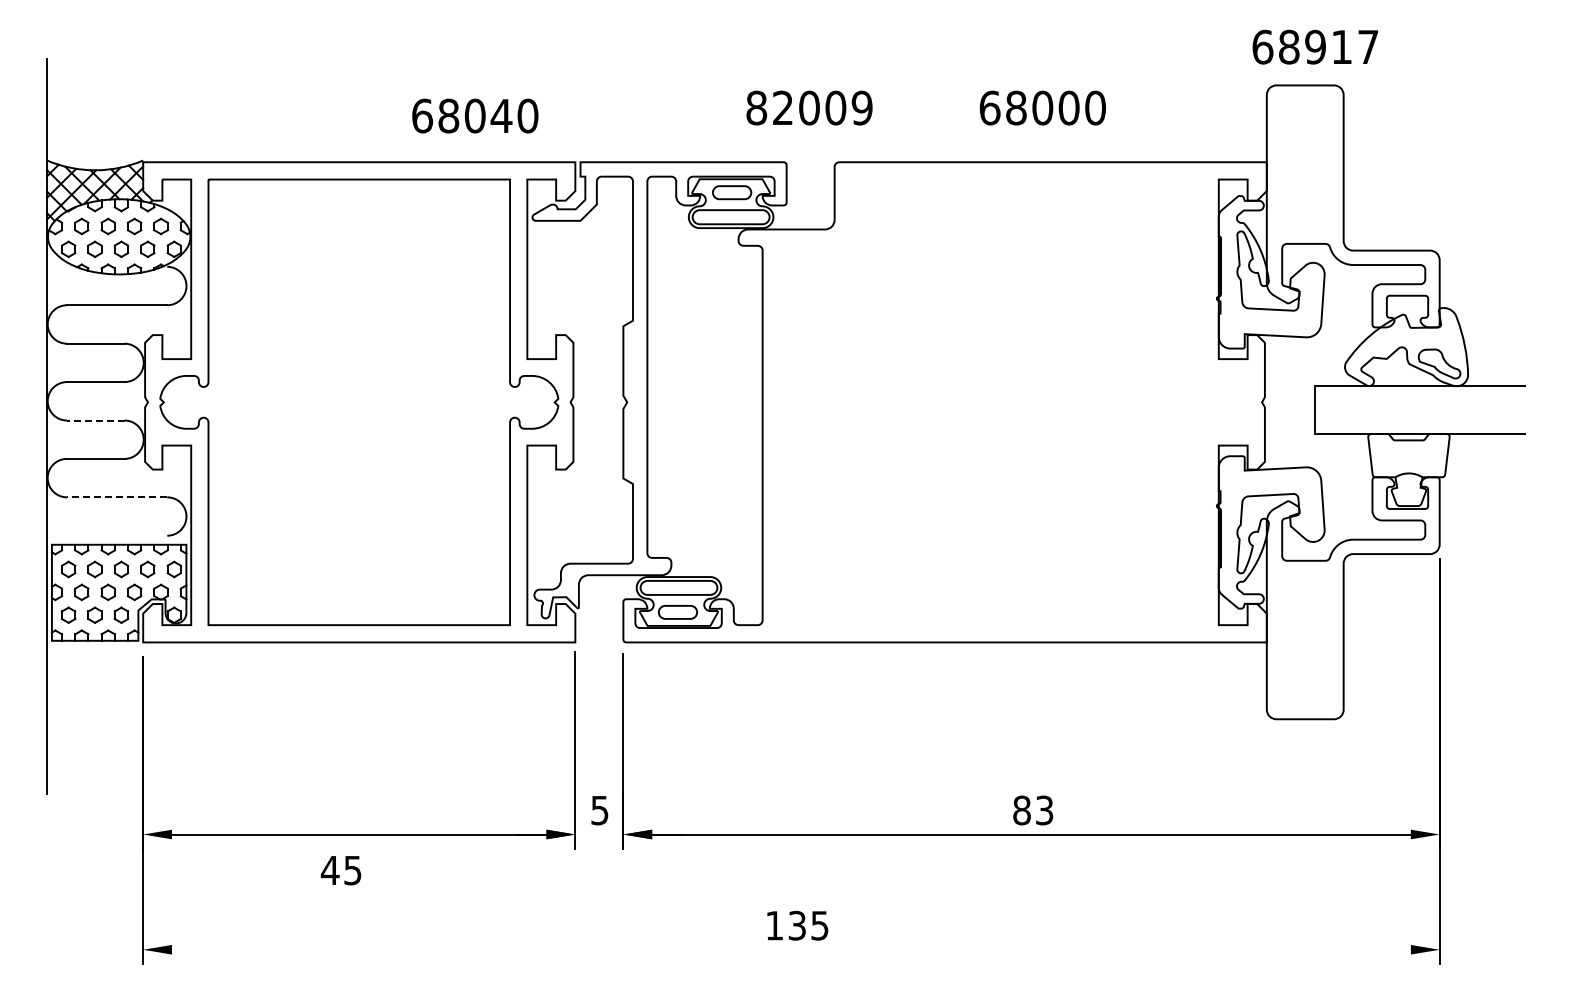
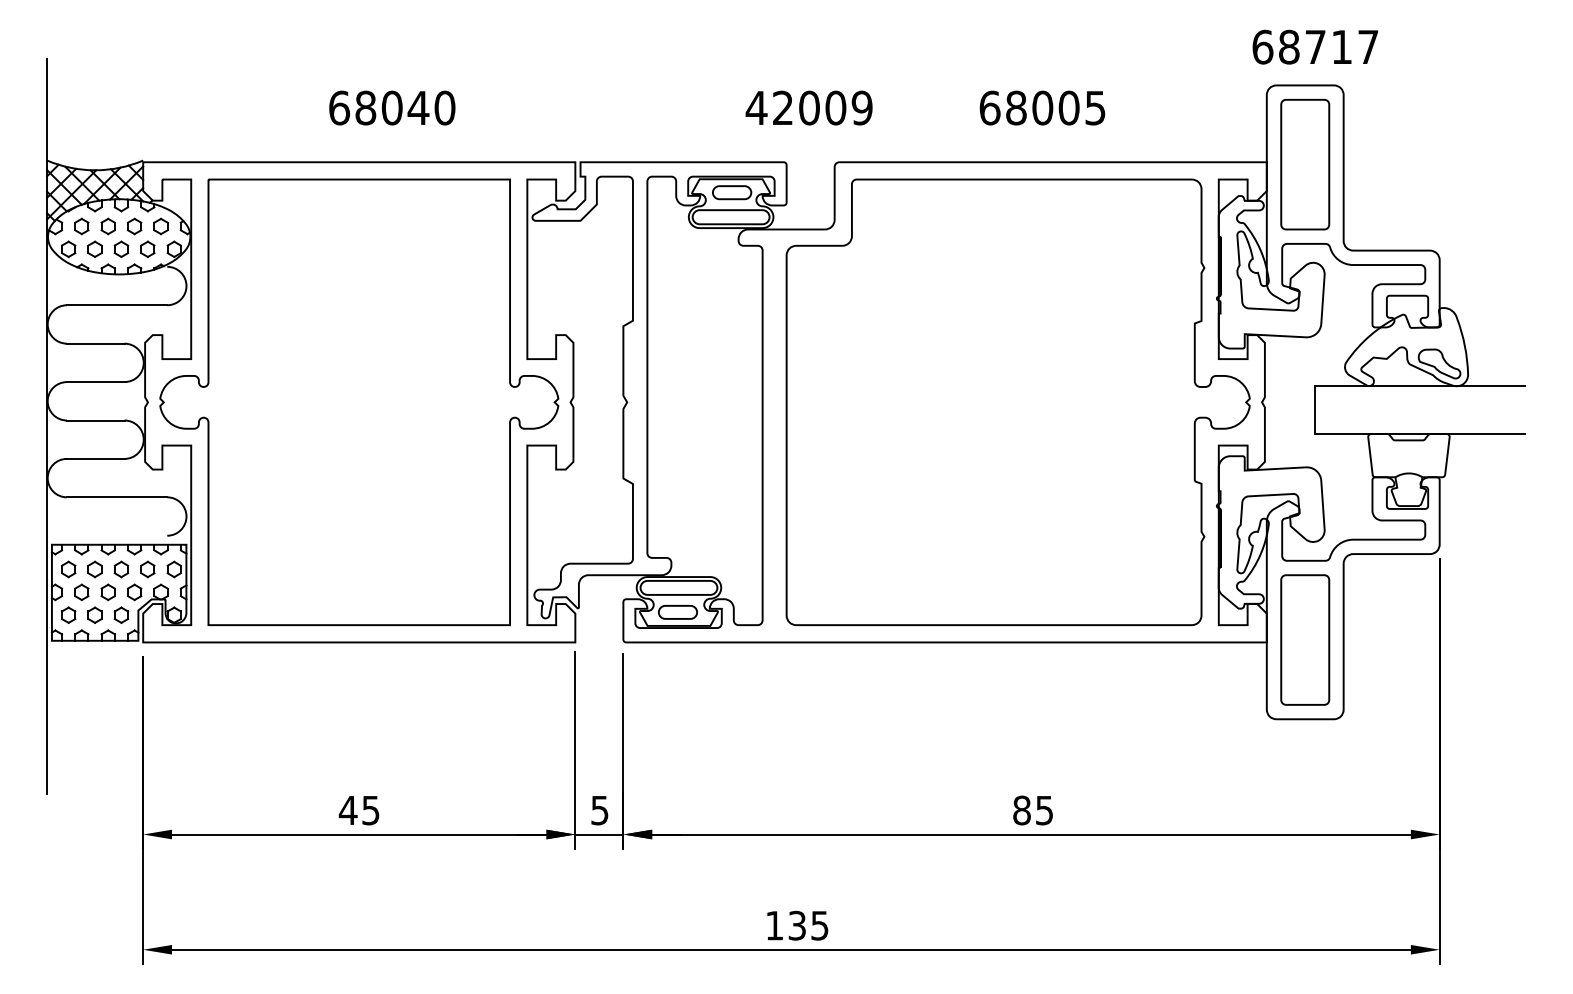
text: 68917 -> 68717 (1315, 46)
text: 82009 -> 42009 (756, 107)
text: 68000 -> 68005 (1095, 107)
text position: (475, 115) -> (392, 107) (392, 107)
part: none -> present (1305, 164)
part: none -> present (1017, 401)
line: dashed -> solid (95, 420)
line: dashed -> solid (116, 497)
part: none -> present (1305, 639)
text: 83 -> 85 (1044, 809)
line: none -> present (599, 834)
text position: (340, 870) -> (358, 810) (358, 810)
line: none -> present (791, 949)
